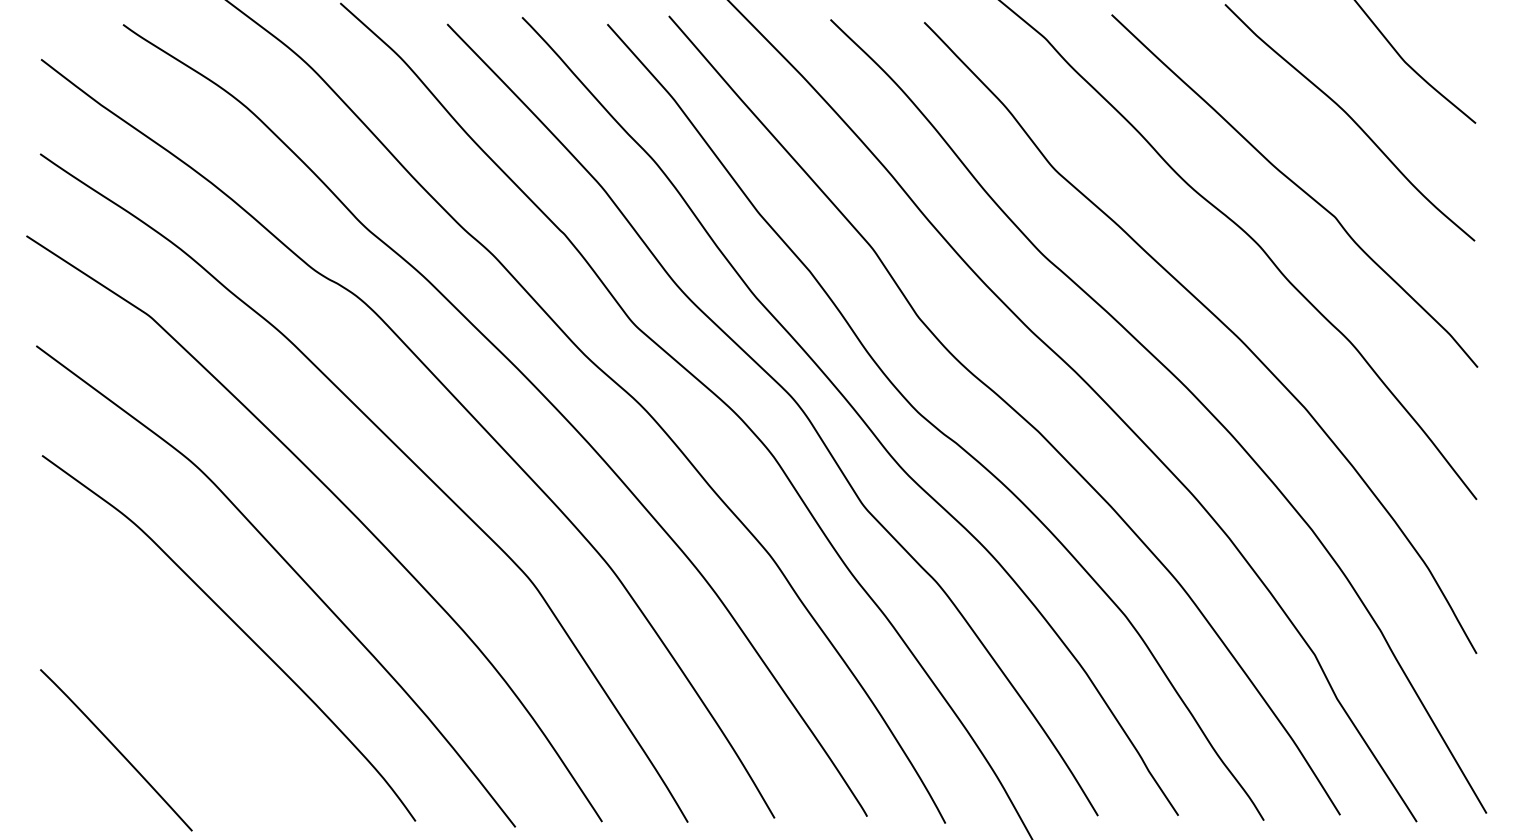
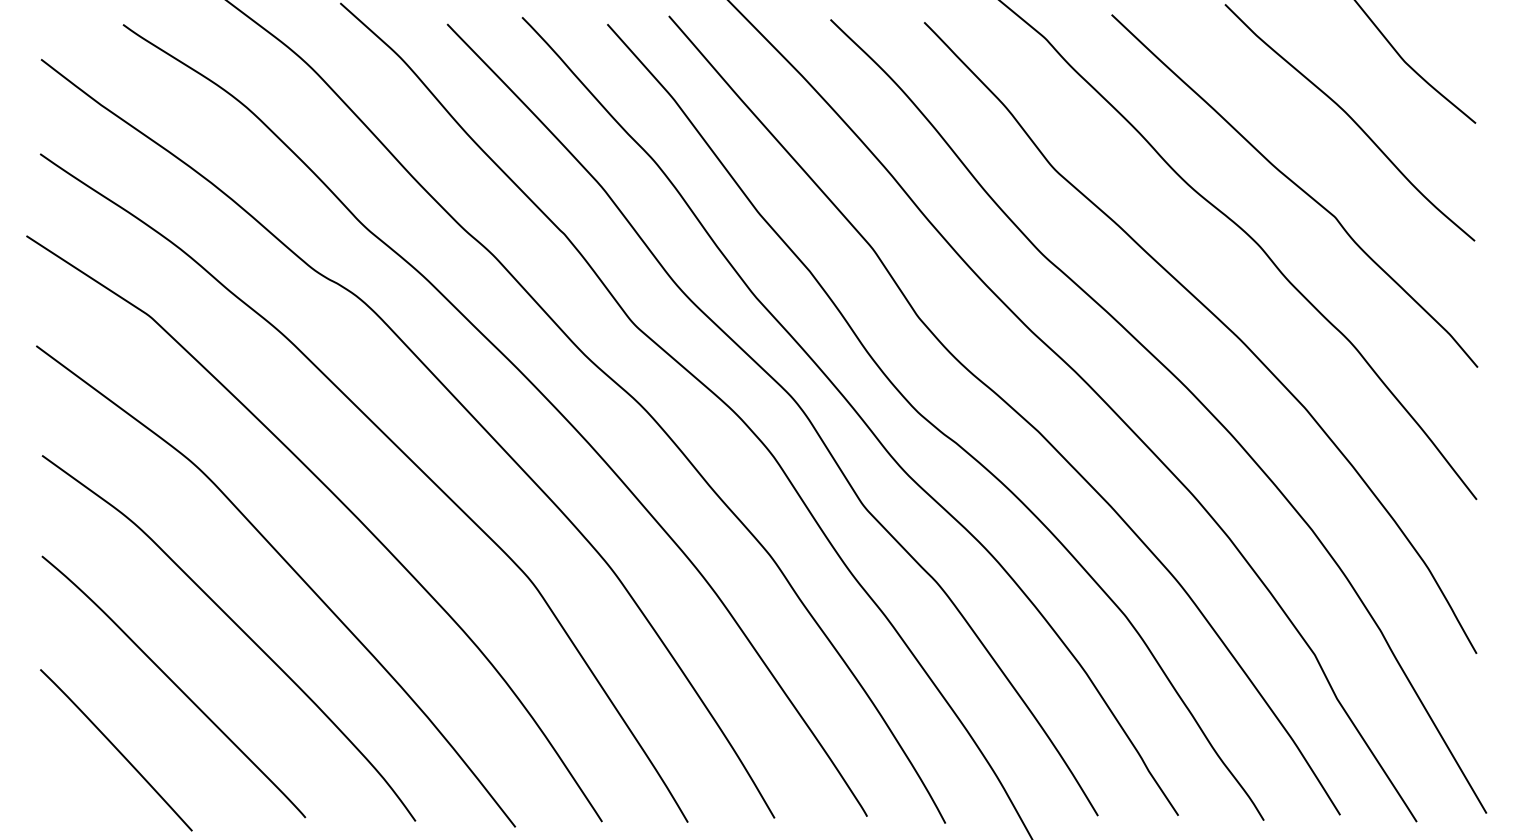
curve: none -> present (174, 685)
